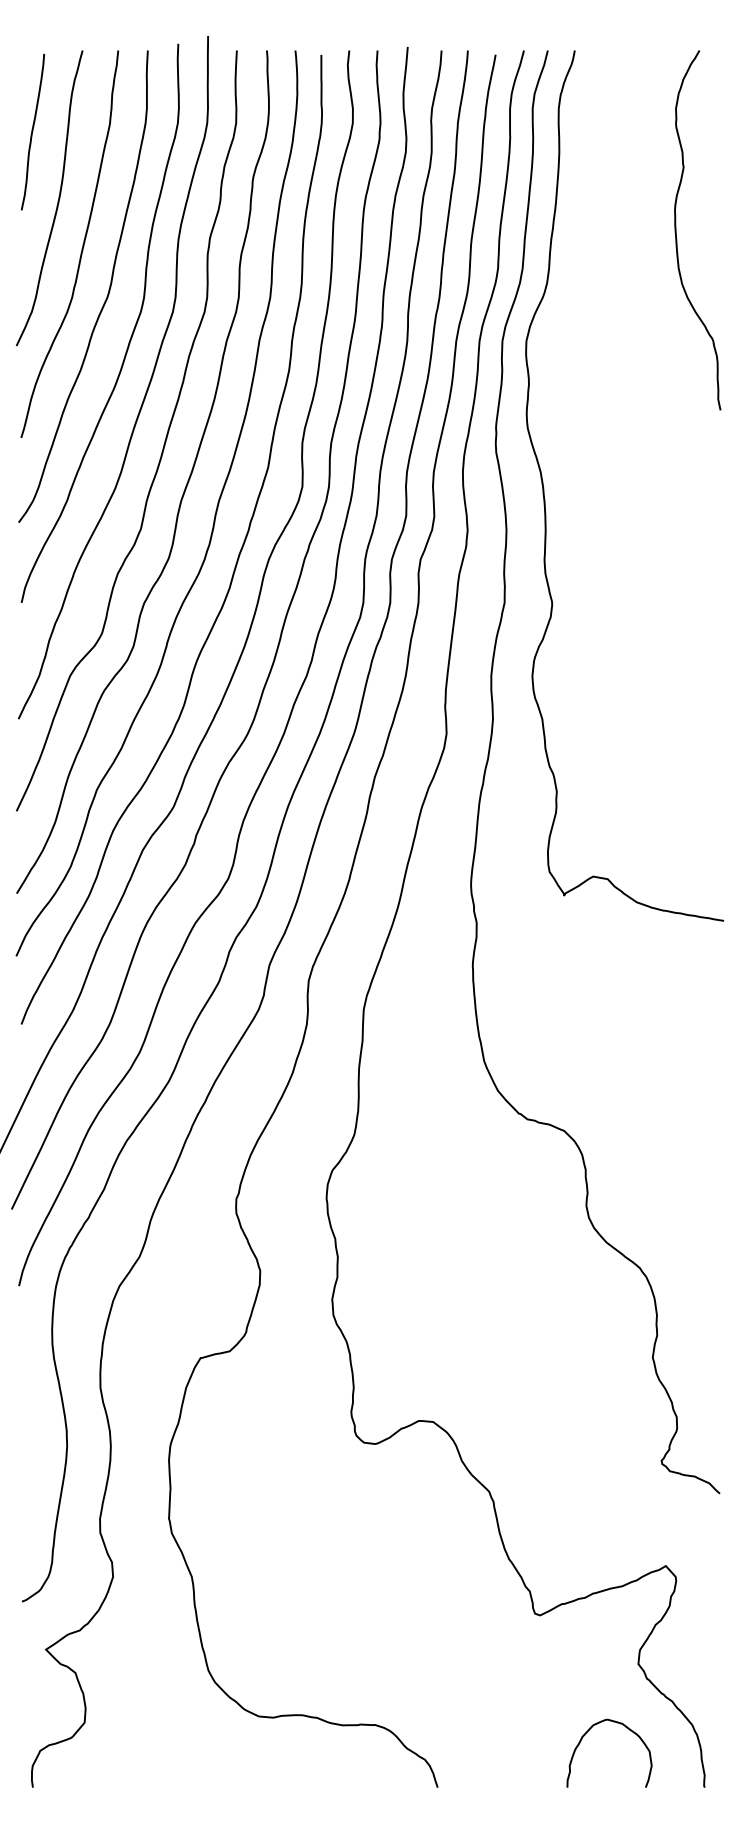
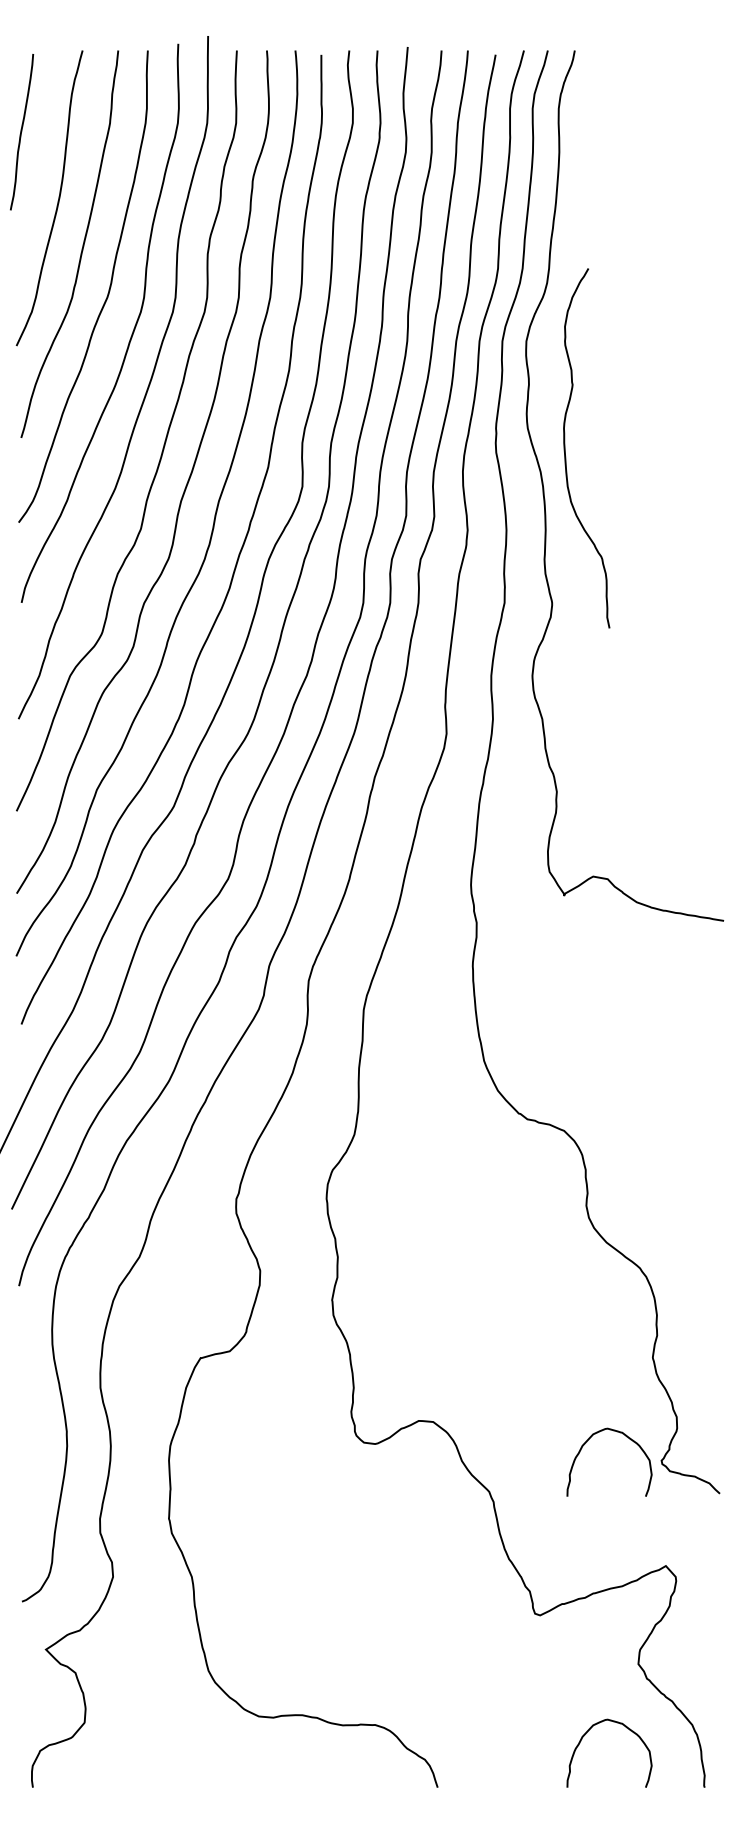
curve position: (33, 131) -> (22, 131) (22, 131)
curve position: (676, 230) -> (565, 448) (565, 448)
curve: none -> present (586, 1443)
